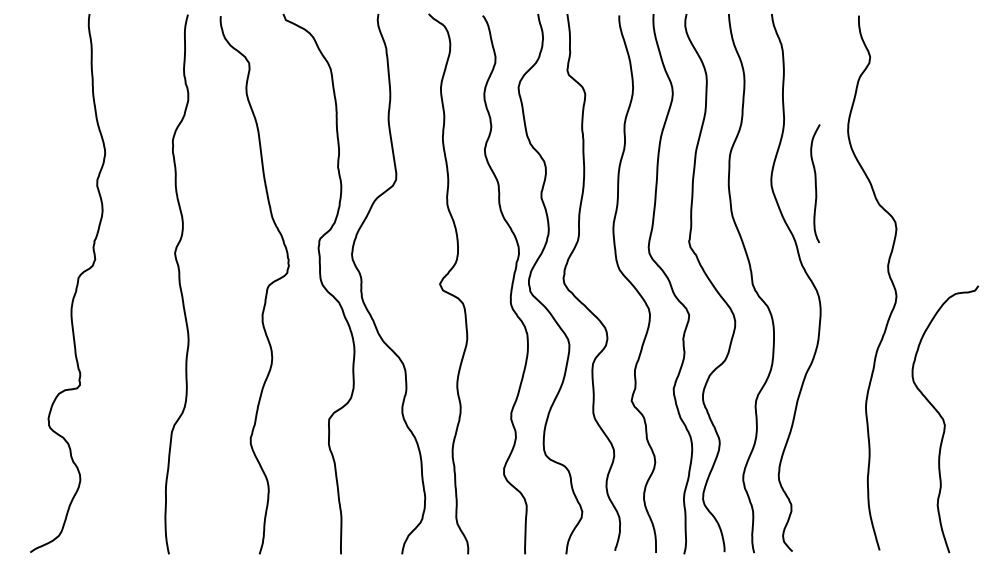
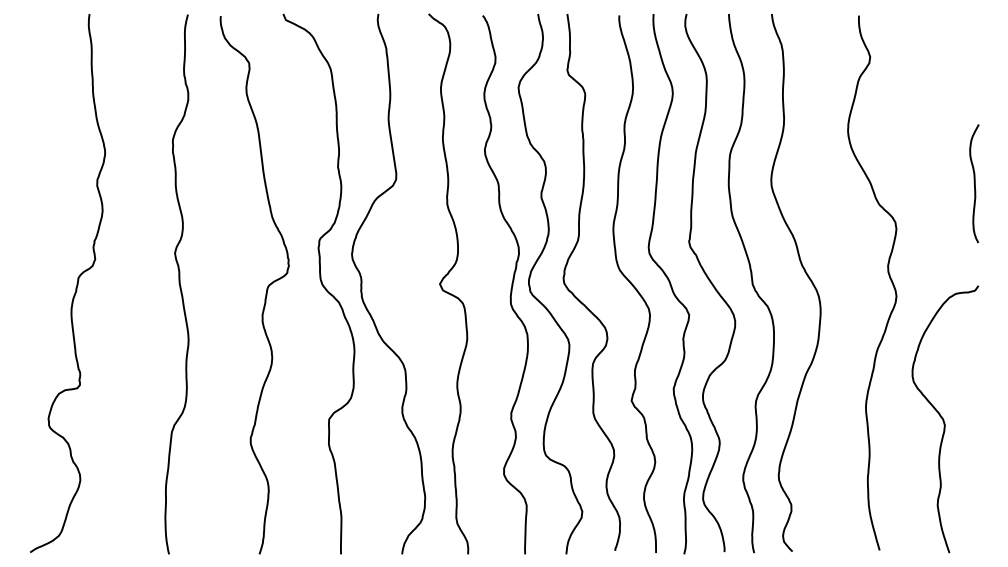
curve position: (815, 183) -> (974, 183) (974, 183)
